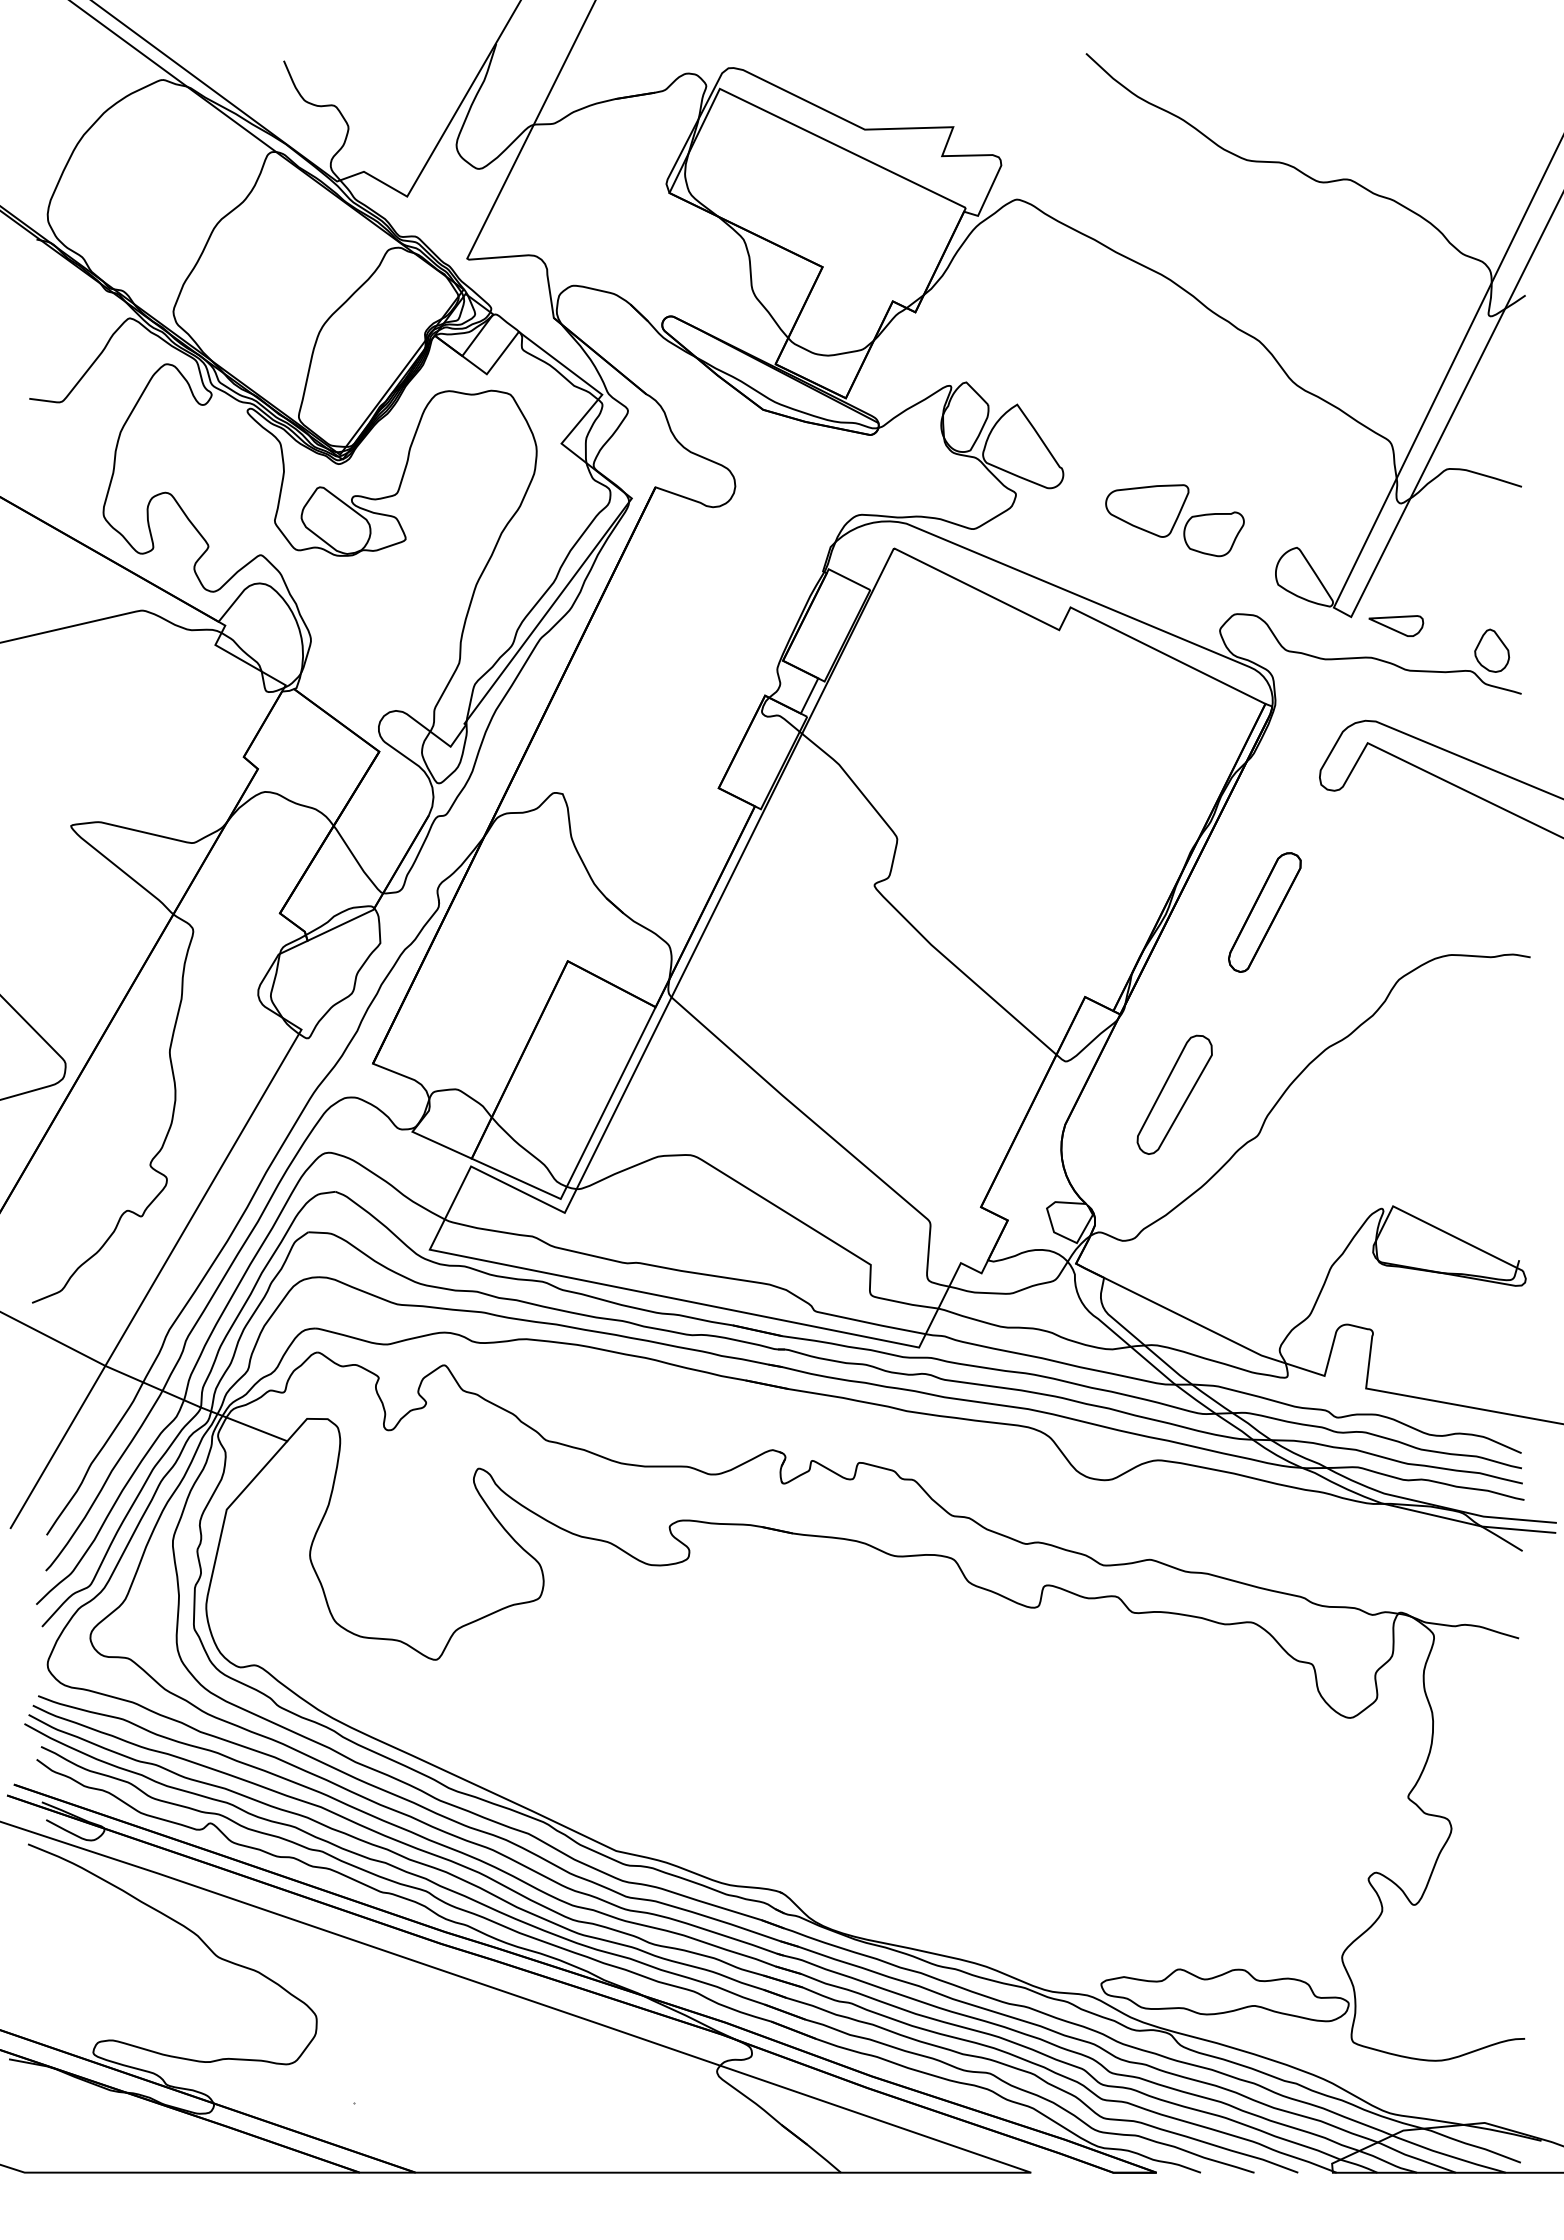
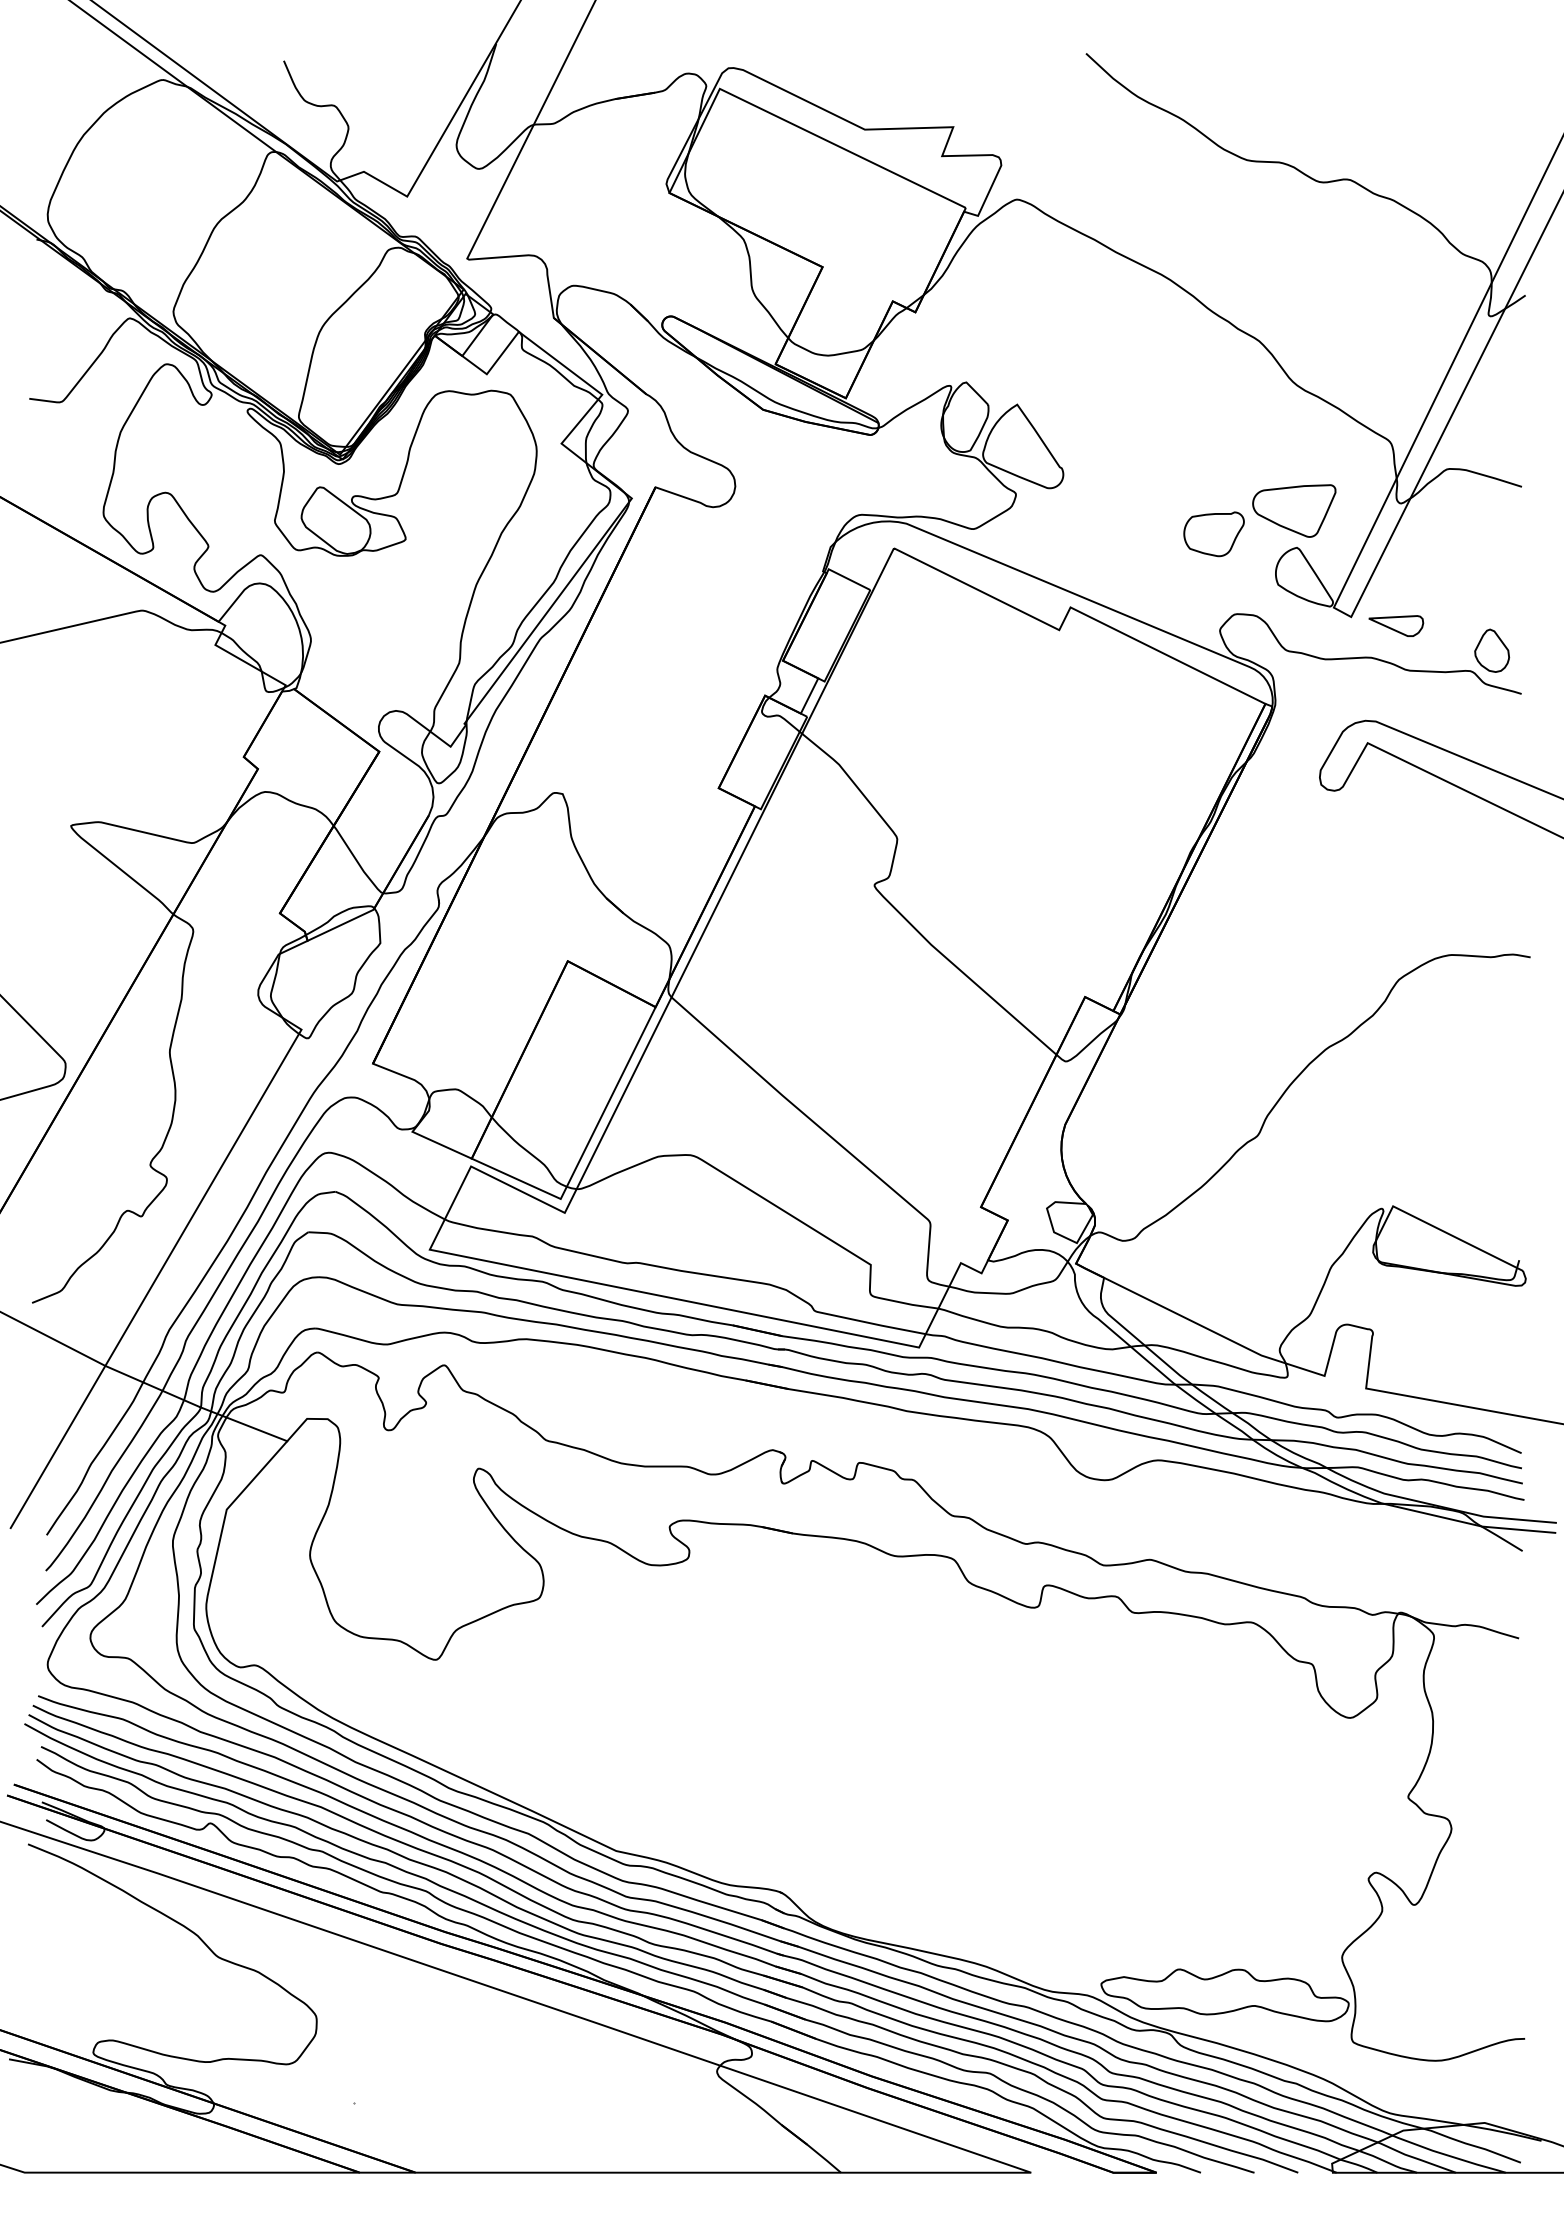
part position: (1147, 510) -> (1294, 510) (1294, 510)
part: present -> none (1264, 912)
part: present -> none (1174, 1094)
